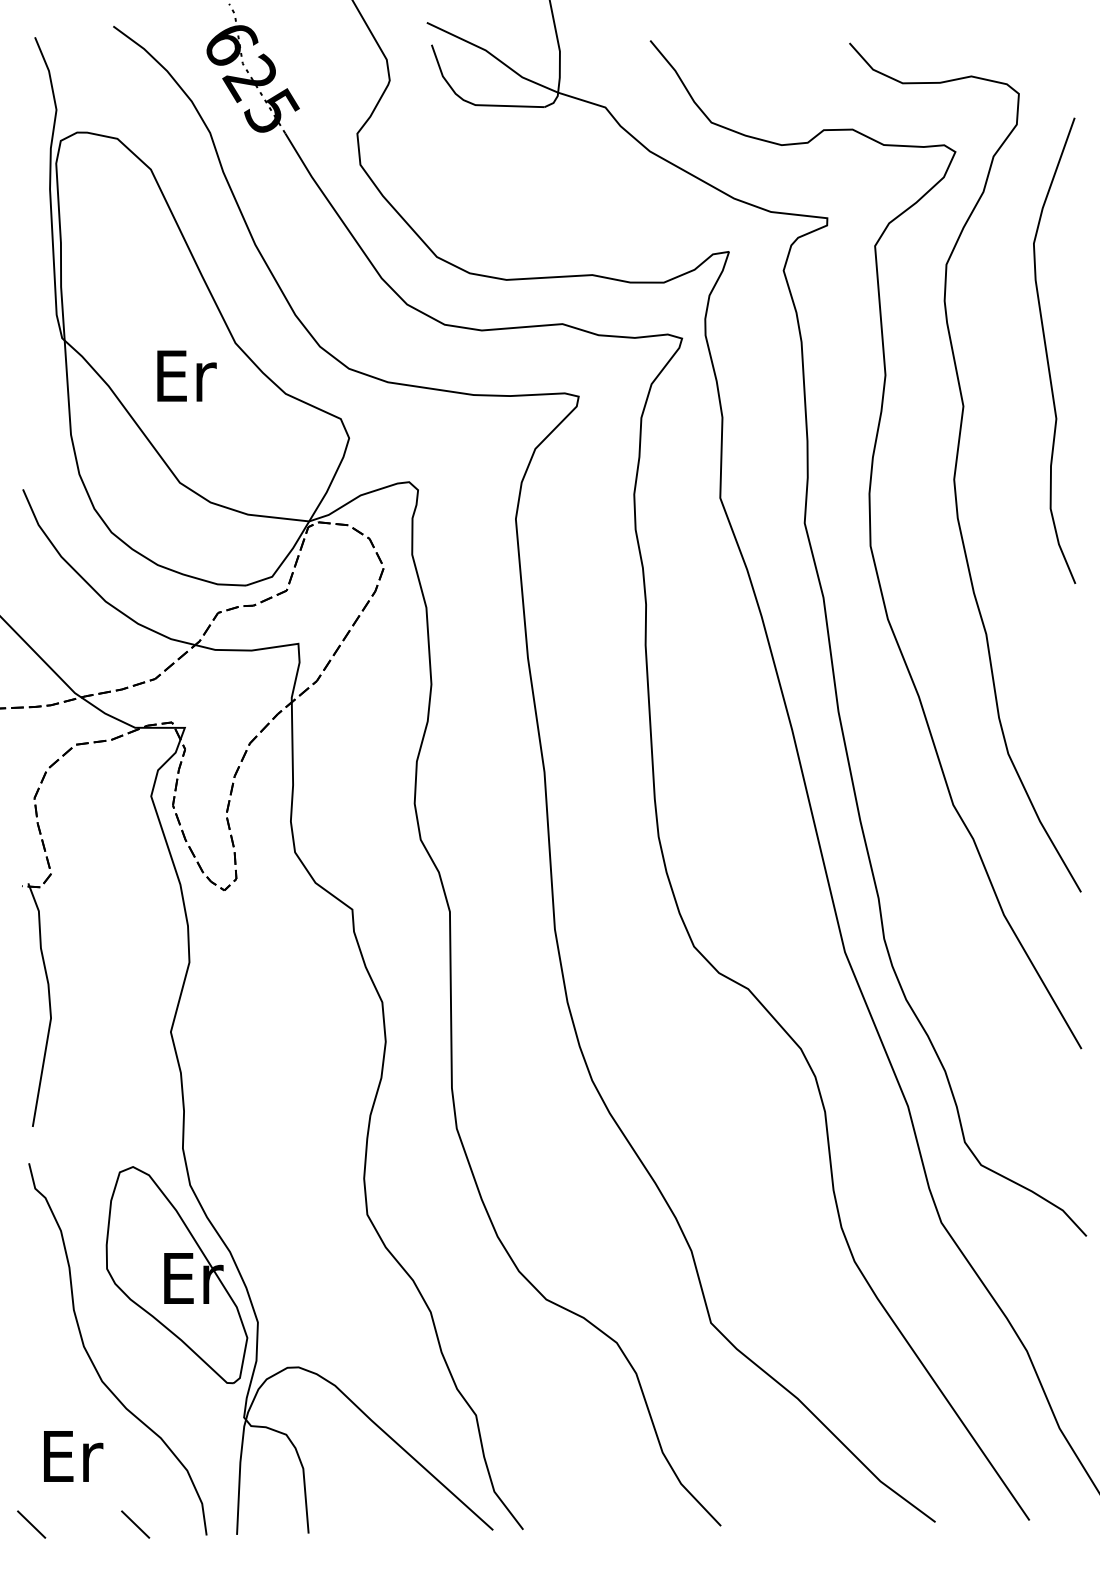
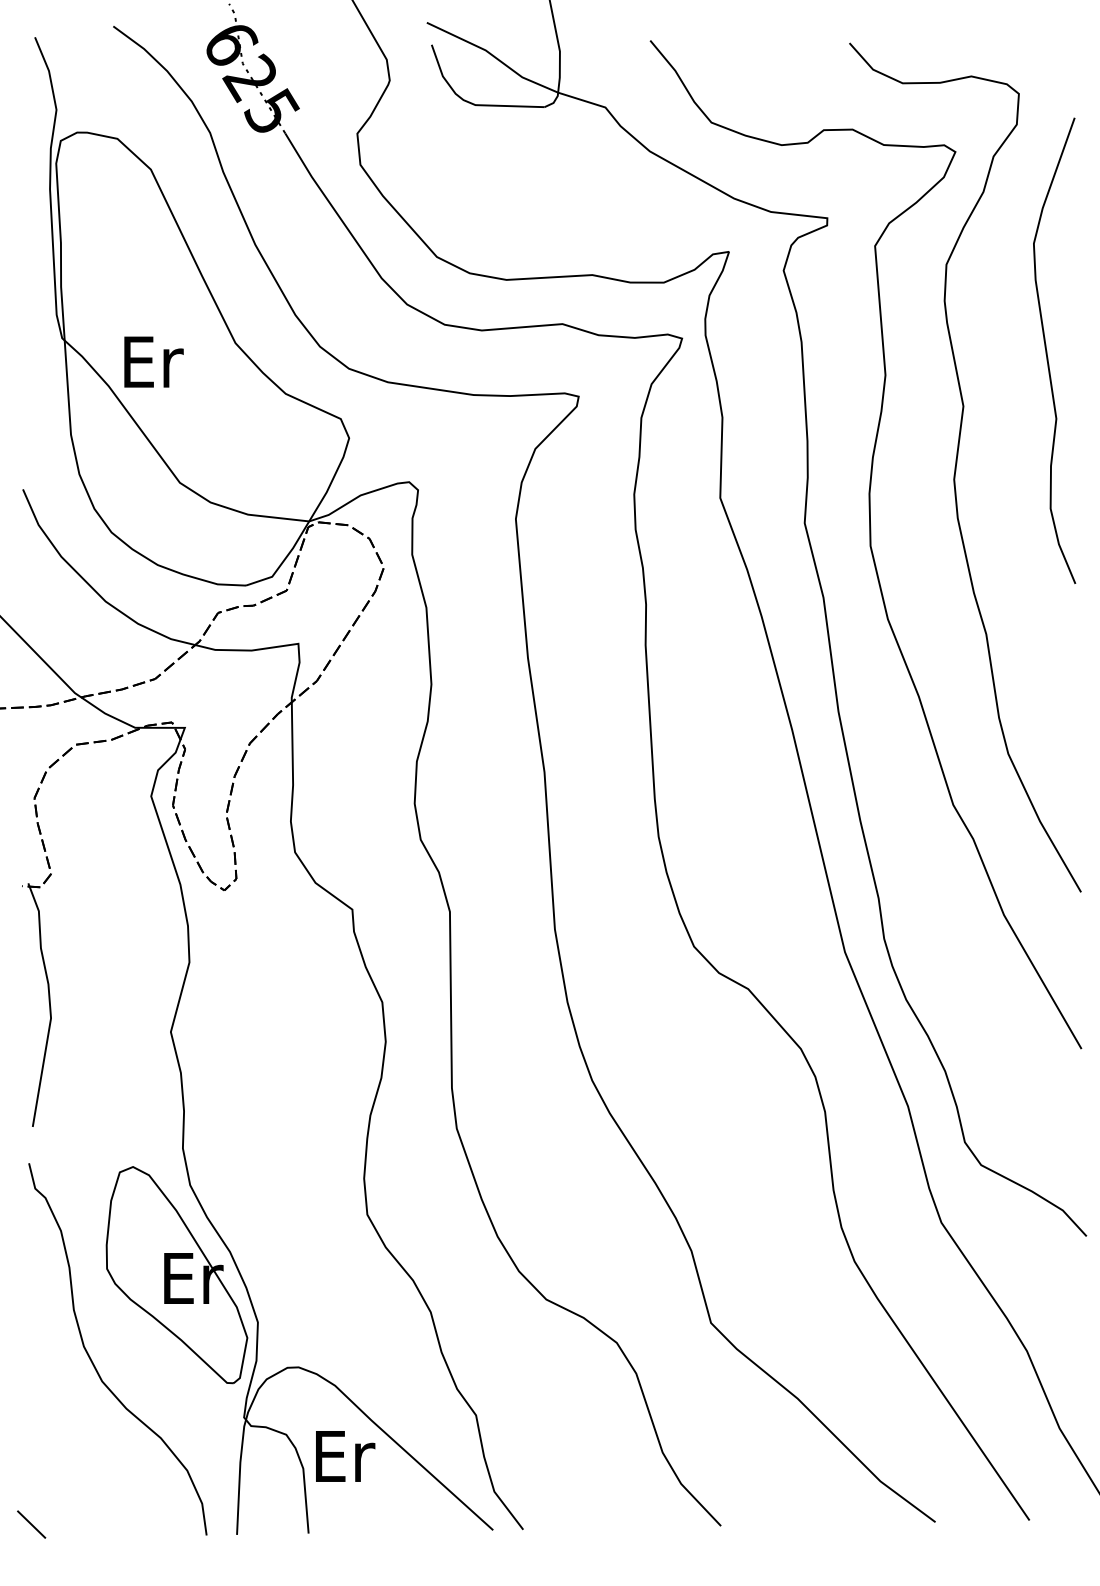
text position: (186, 375) -> (153, 361) (153, 361)
text position: (73, 1456) -> (345, 1456) (345, 1456)
line: present -> none (135, 1524)
